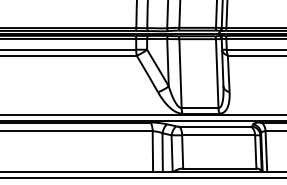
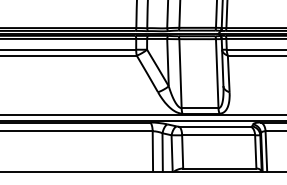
line: present -> none (142, 177)
